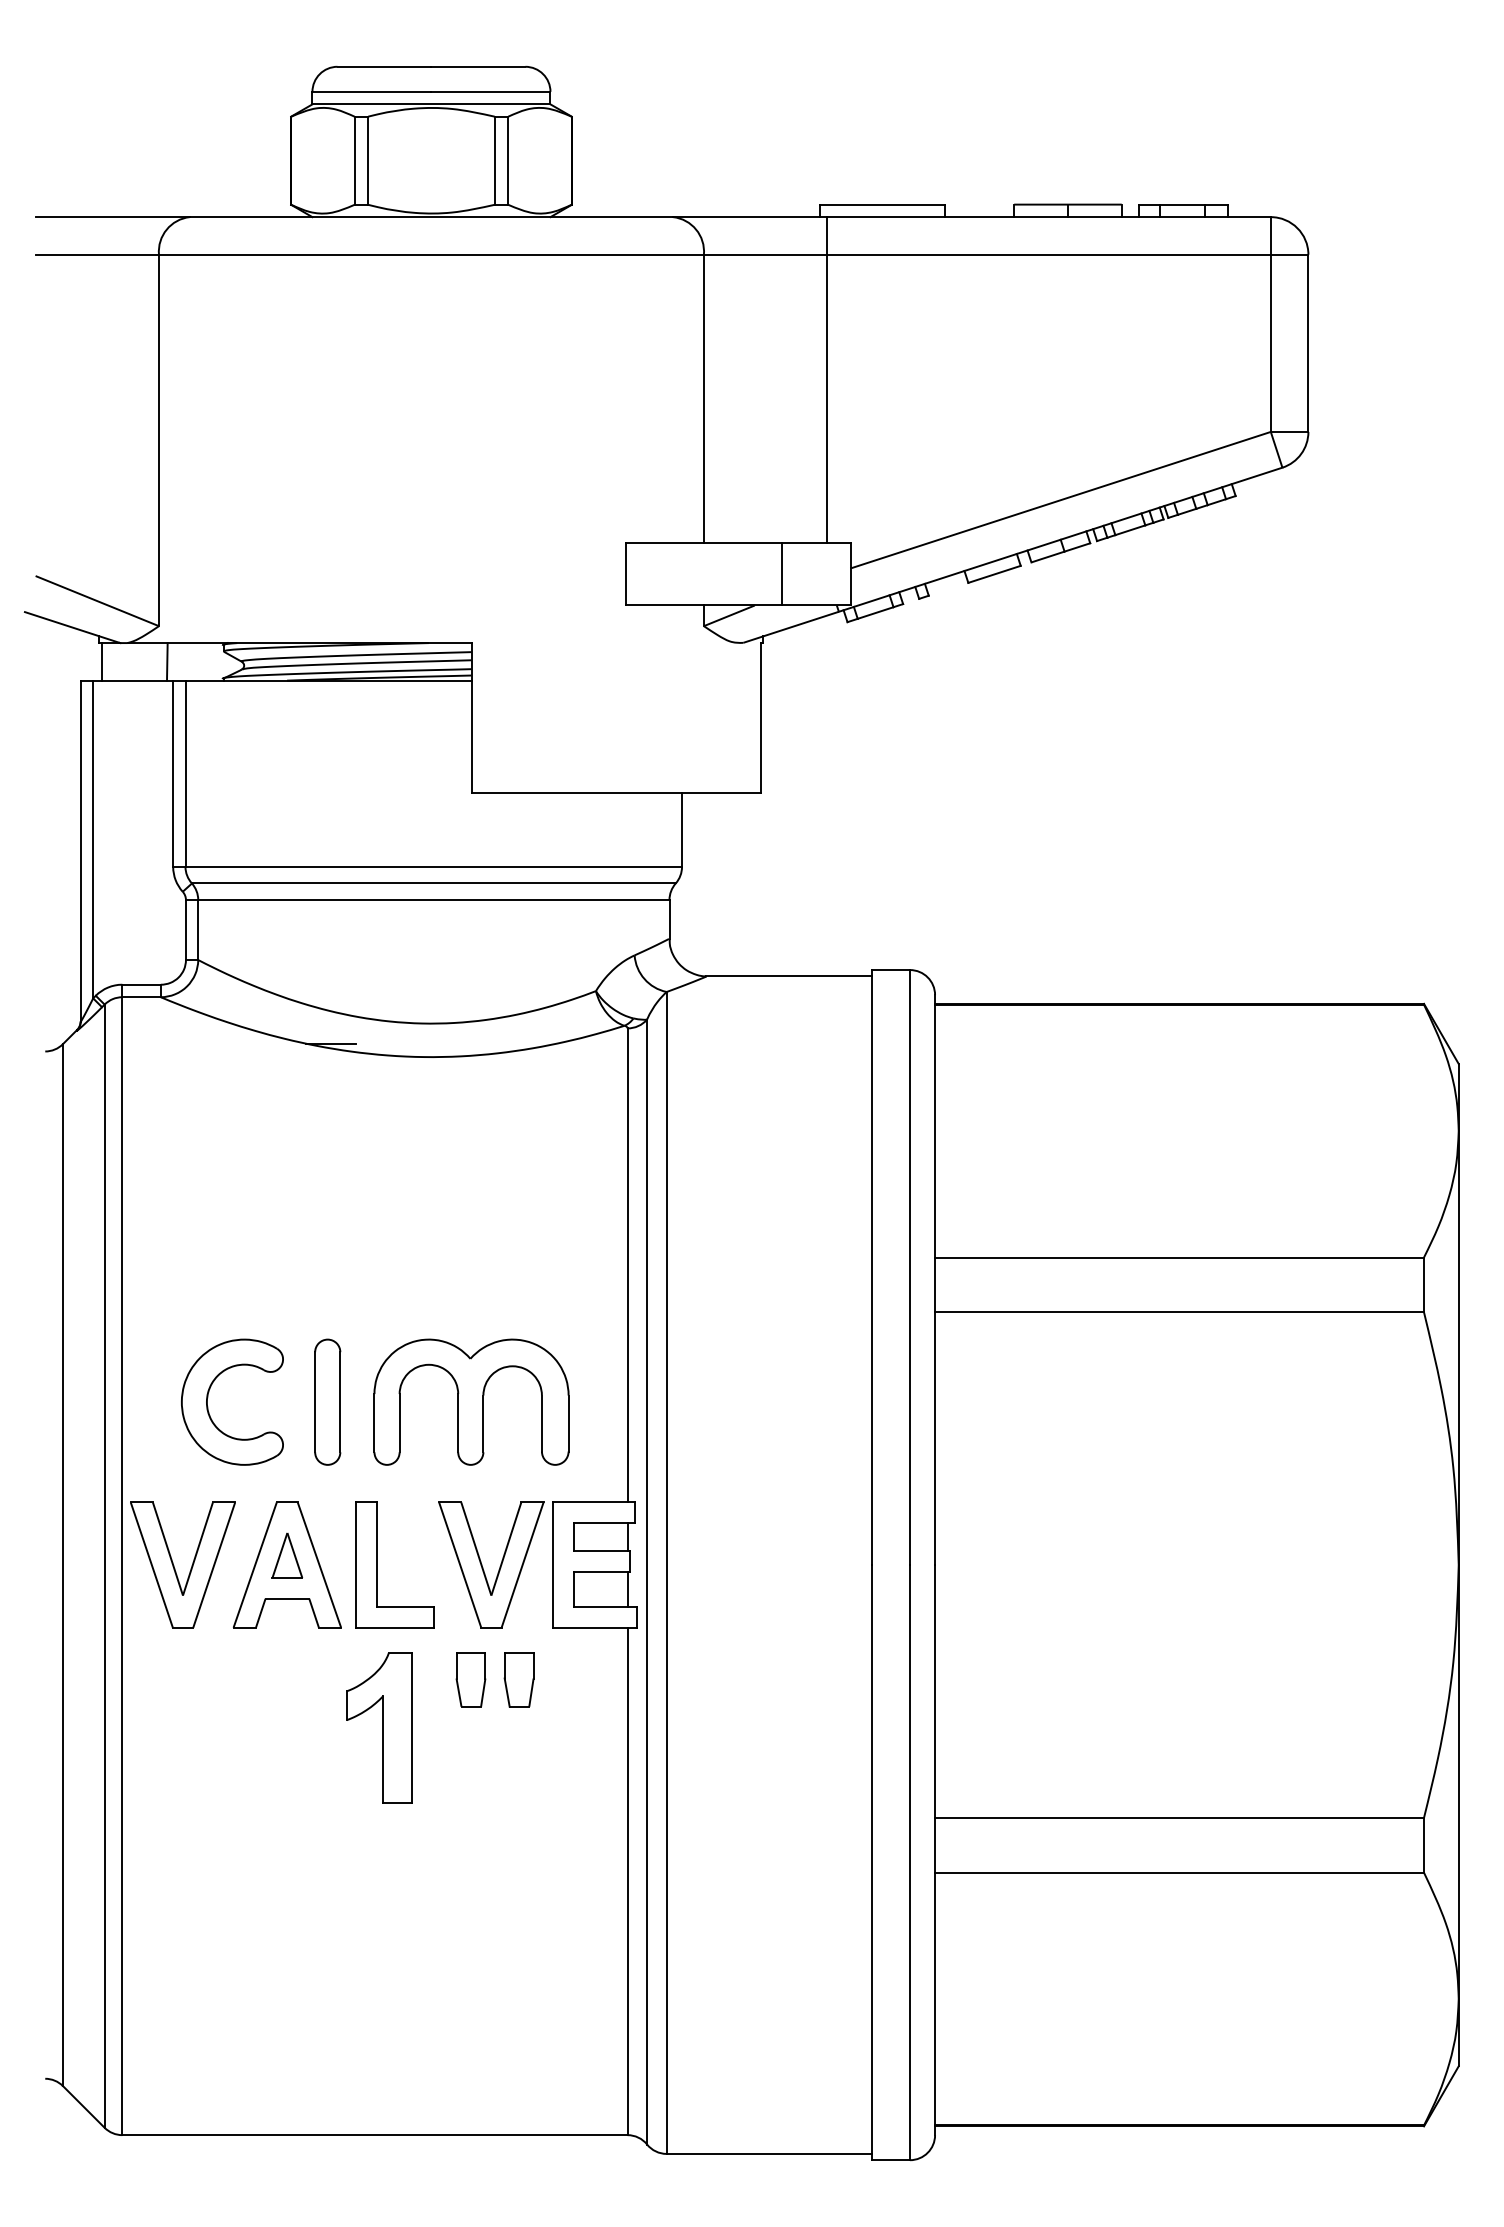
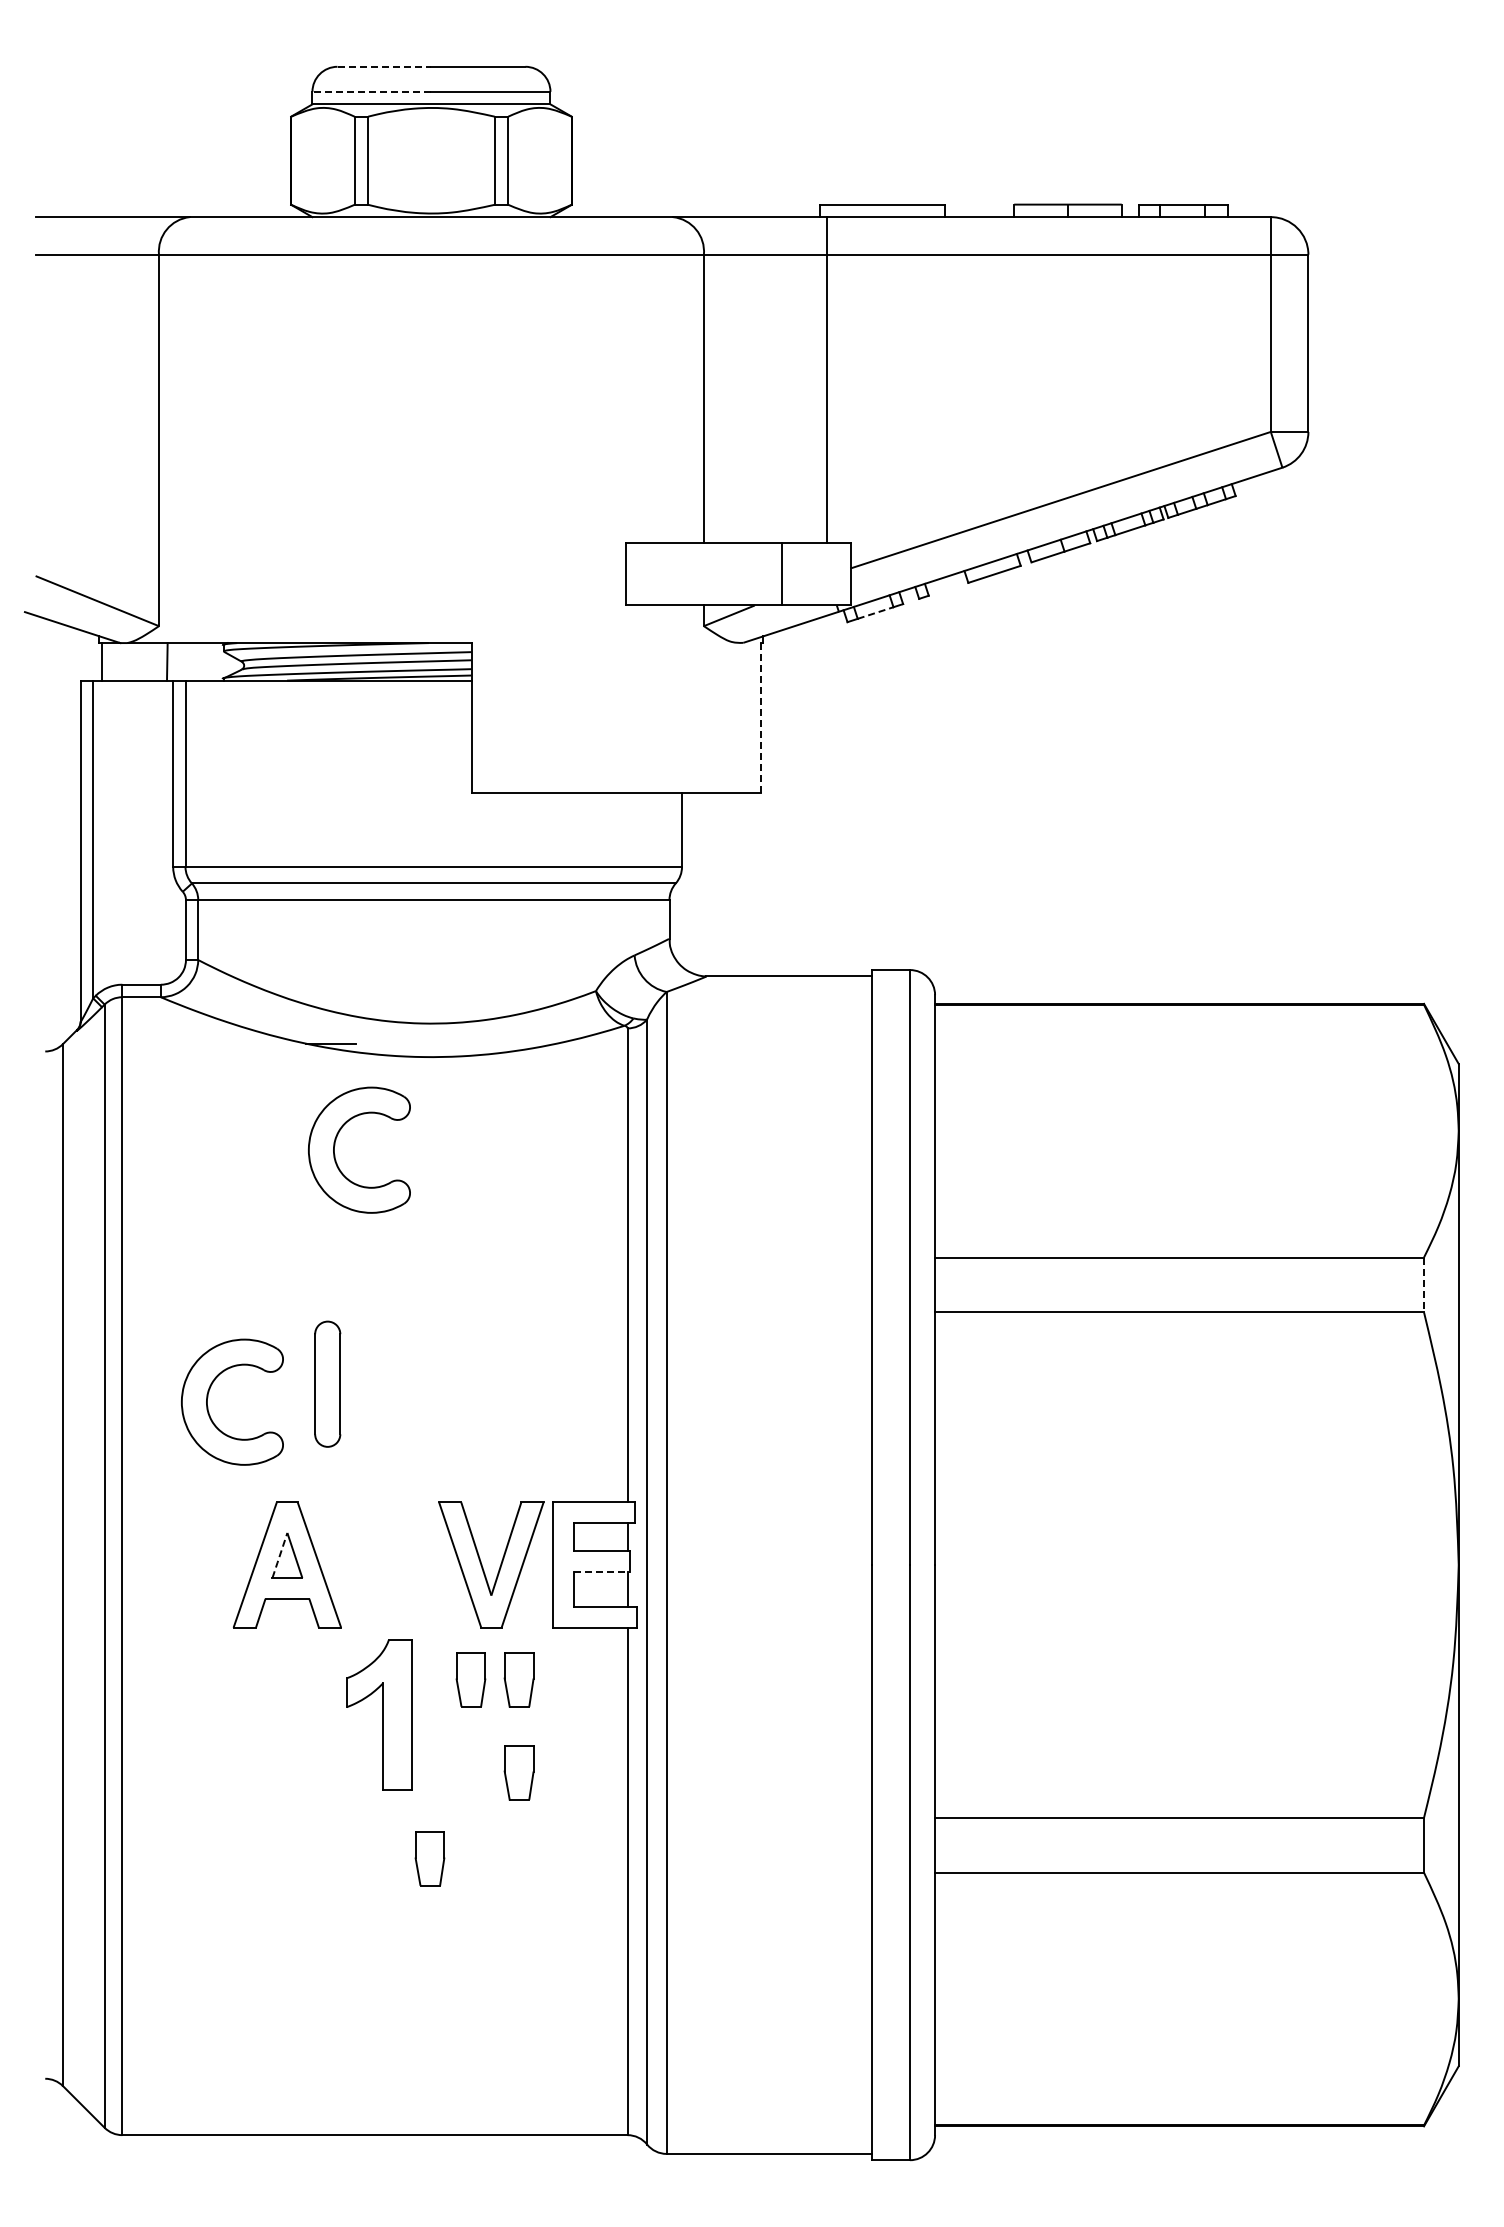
line: solid -> dashed (384, 66)
line: solid -> dashed (371, 91)
line: solid -> dashed (875, 613)
line: solid -> dashed (760, 717)
part: none -> present (335, 1145)
line: solid -> dashed (1424, 1285)
part position: (327, 1401) -> (327, 1383) (327, 1383)
part: present -> none (471, 1401)
line: solid -> dashed (279, 1555)
part: present -> none (377, 1564)
part: present -> none (174, 1565)
line: solid -> dashed (602, 1571)
part position: (379, 1727) -> (379, 1714) (379, 1714)
part: none -> present (518, 1772)
part: none -> present (429, 1858)
